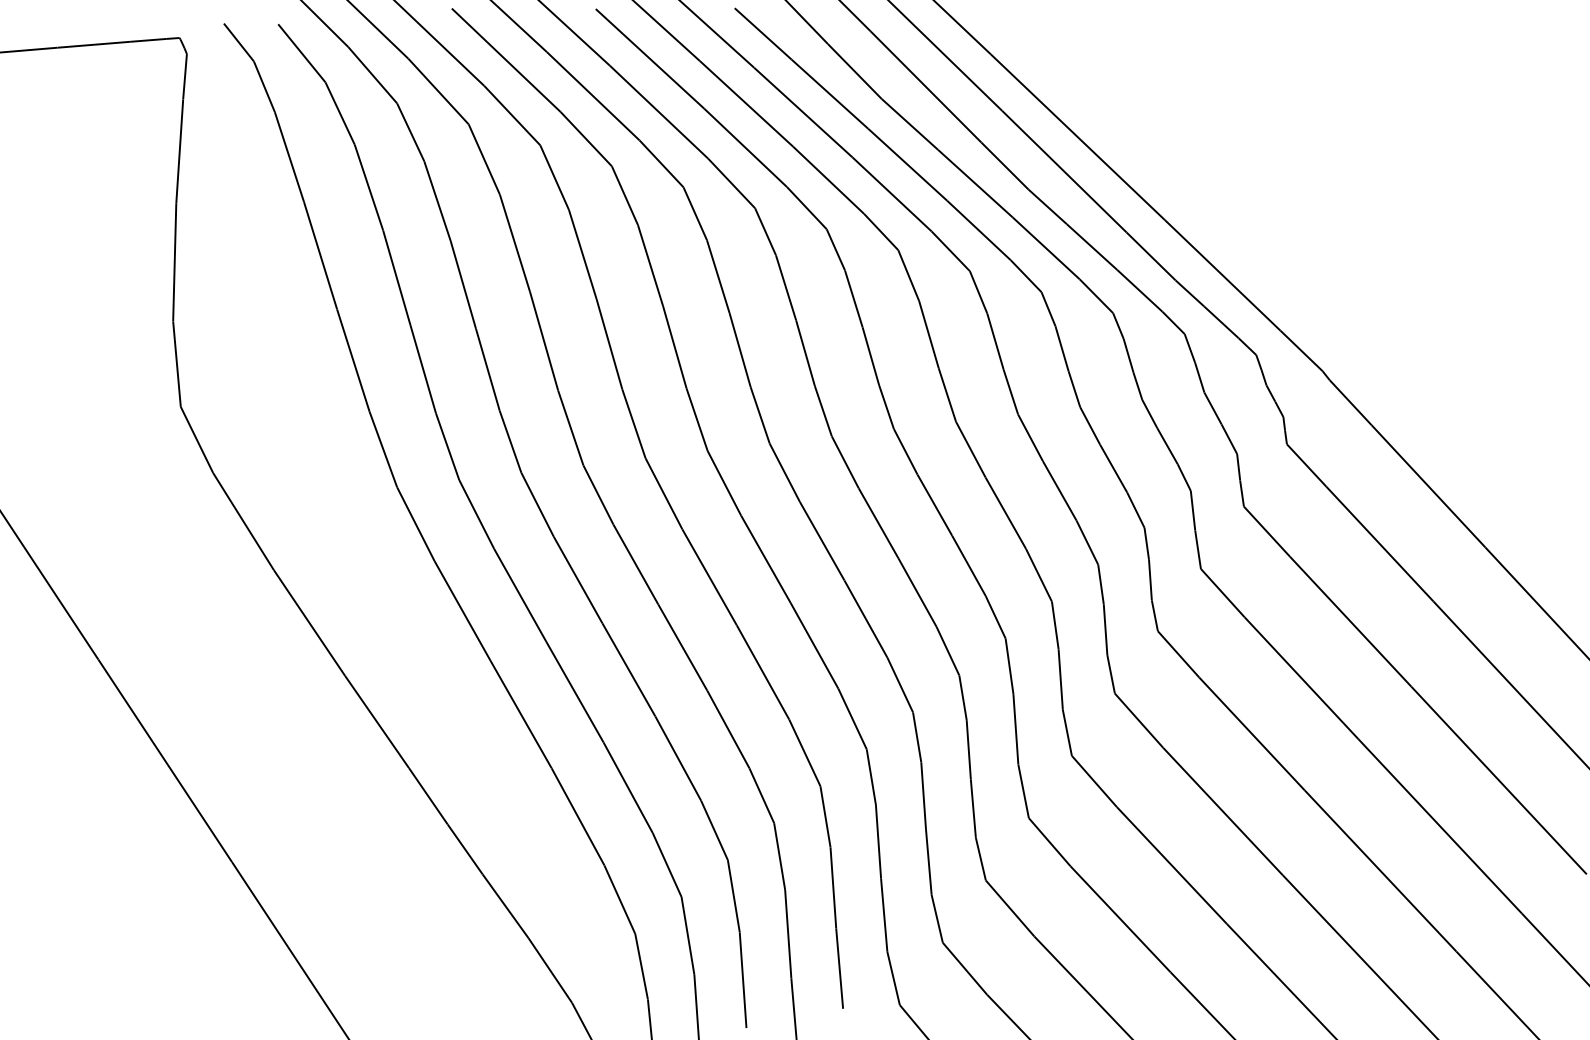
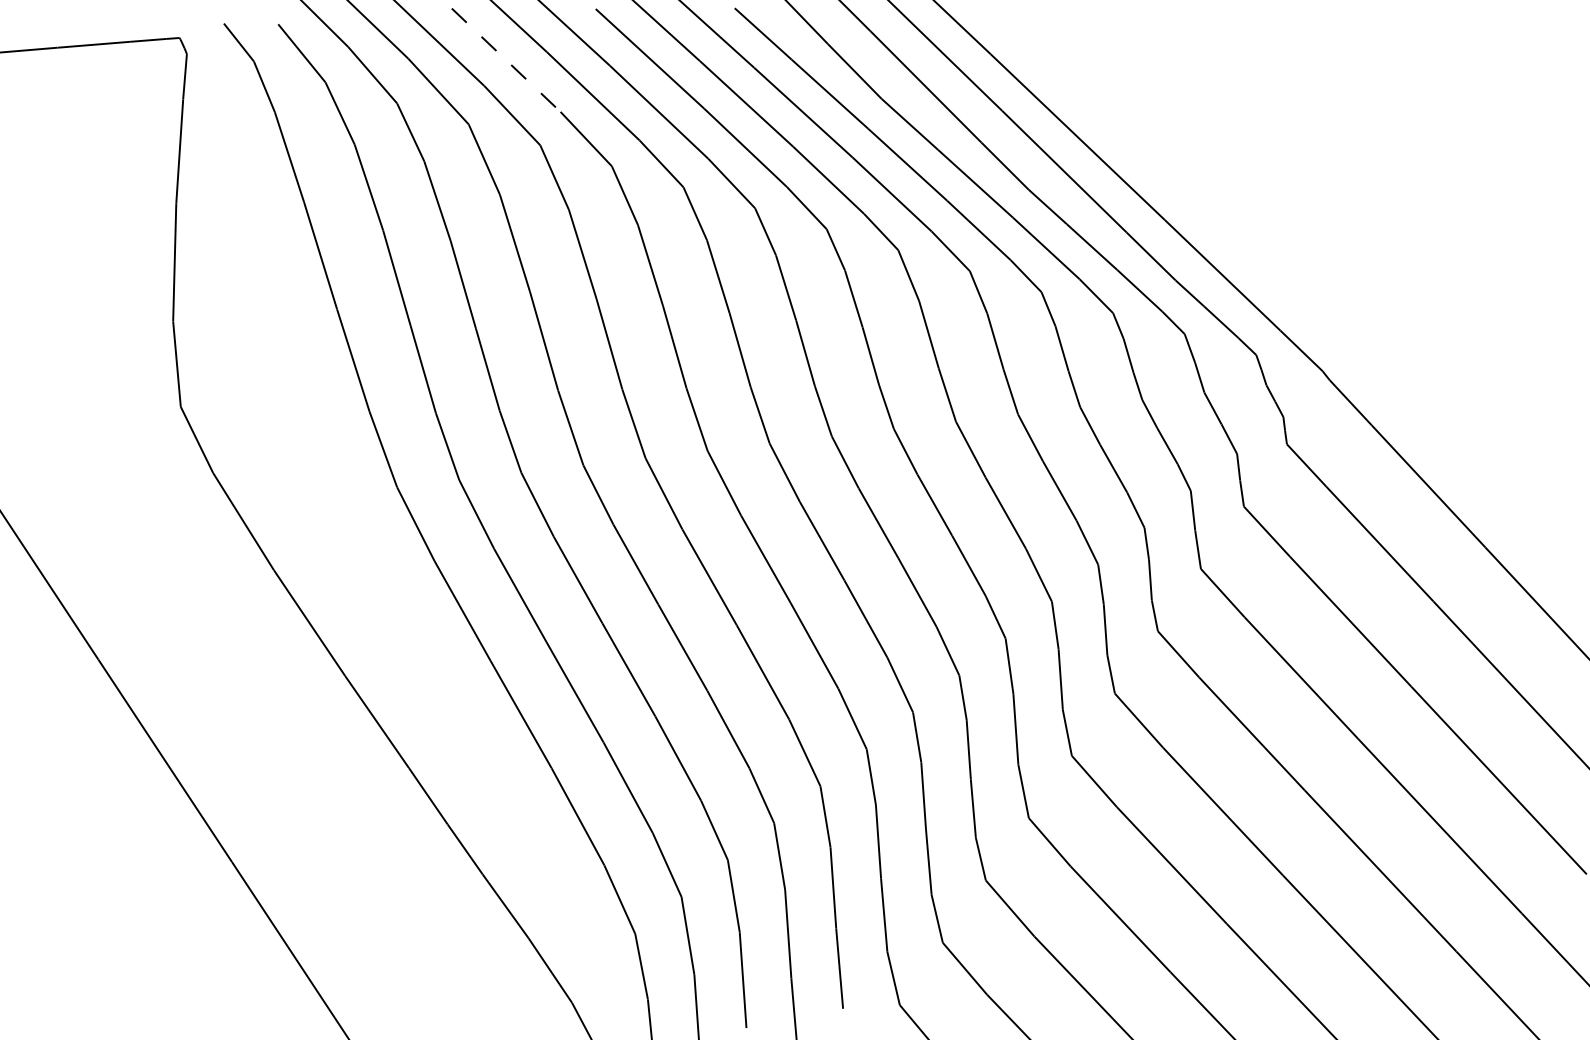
line: solid -> dashed (506, 60)
